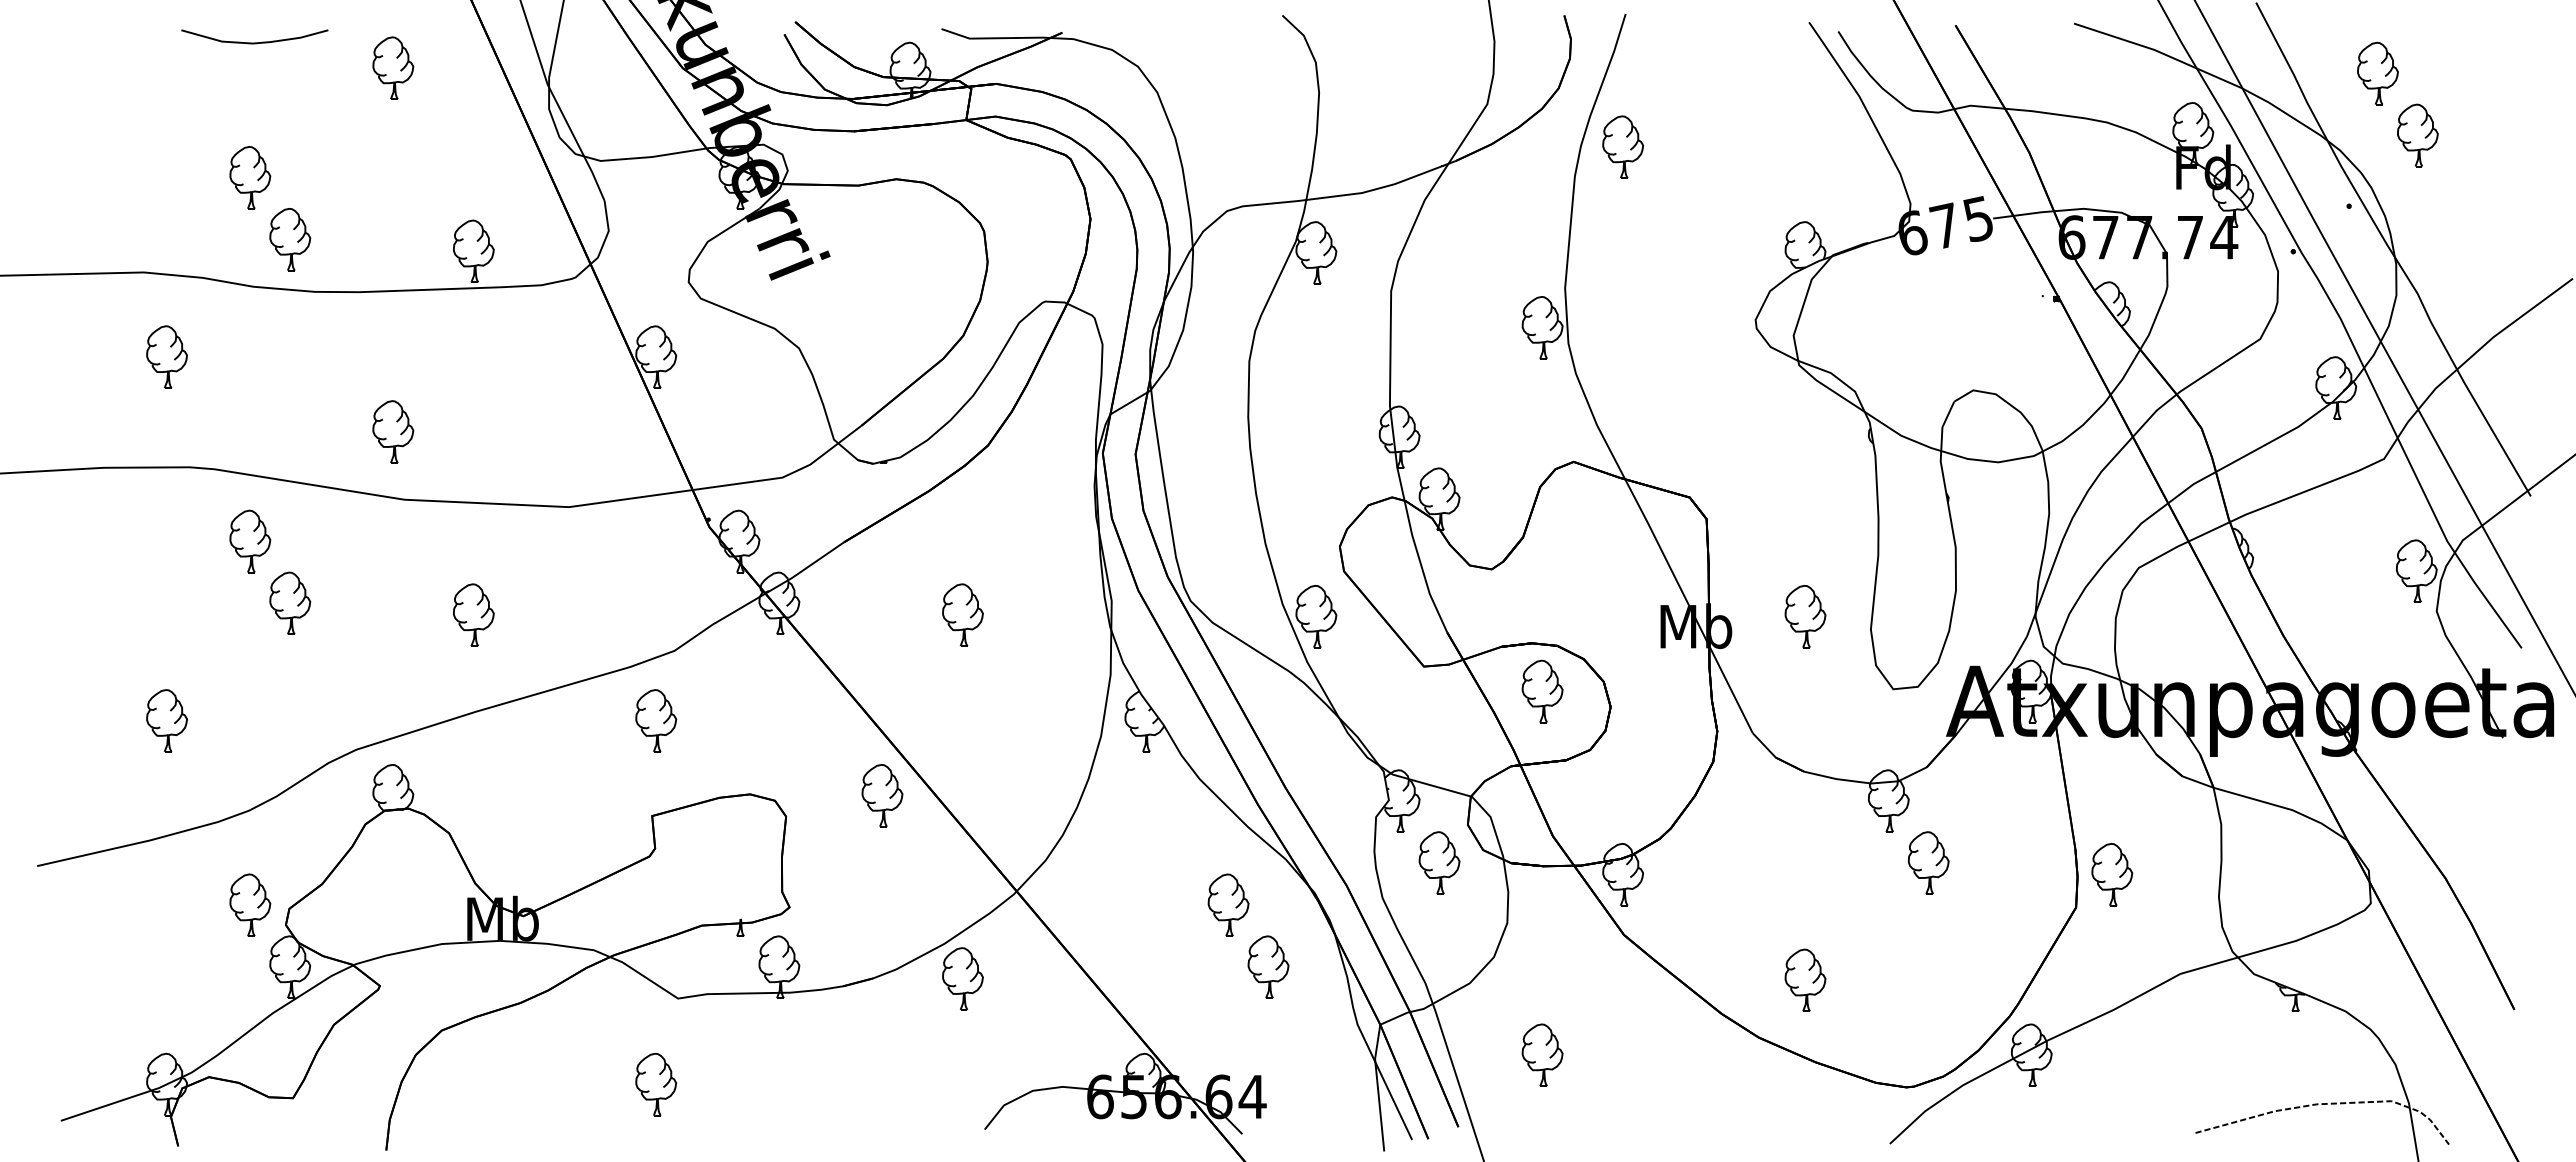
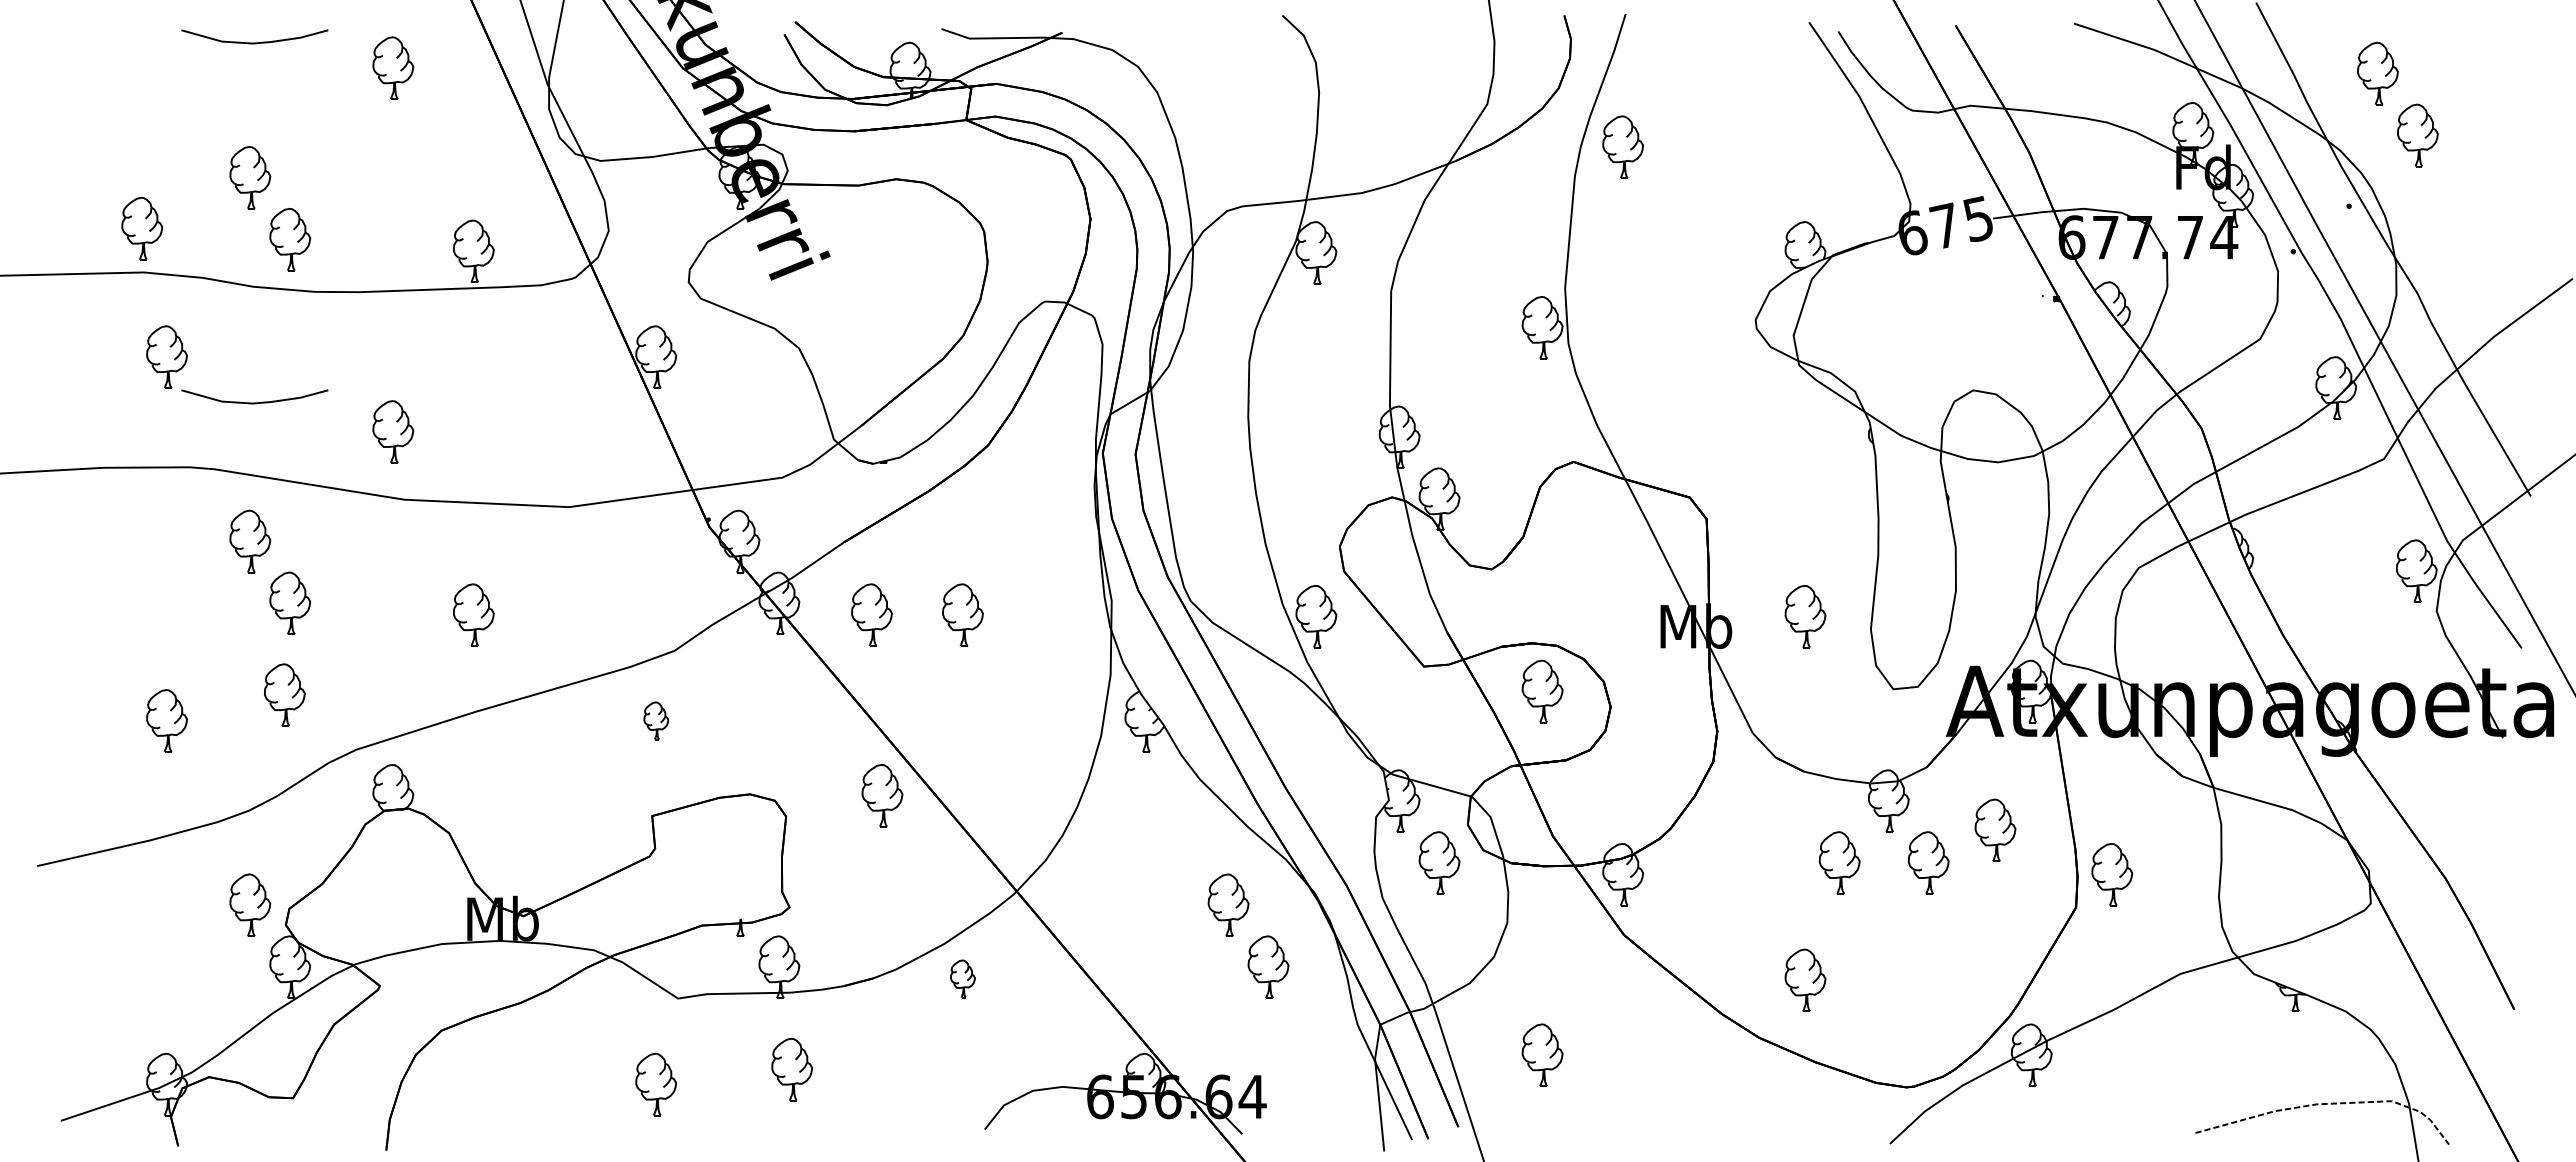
part: none -> present (142, 228)
curve: none -> present (254, 402)
part: none -> present (871, 614)
part: none -> present (284, 694)
part size: 43x64 px -> 27x40 px (656, 720)
part: none -> present (1995, 829)
part: none -> present (1839, 862)
part size: 42x64 px -> 26x40 px (962, 978)
part: none -> present (791, 1069)
